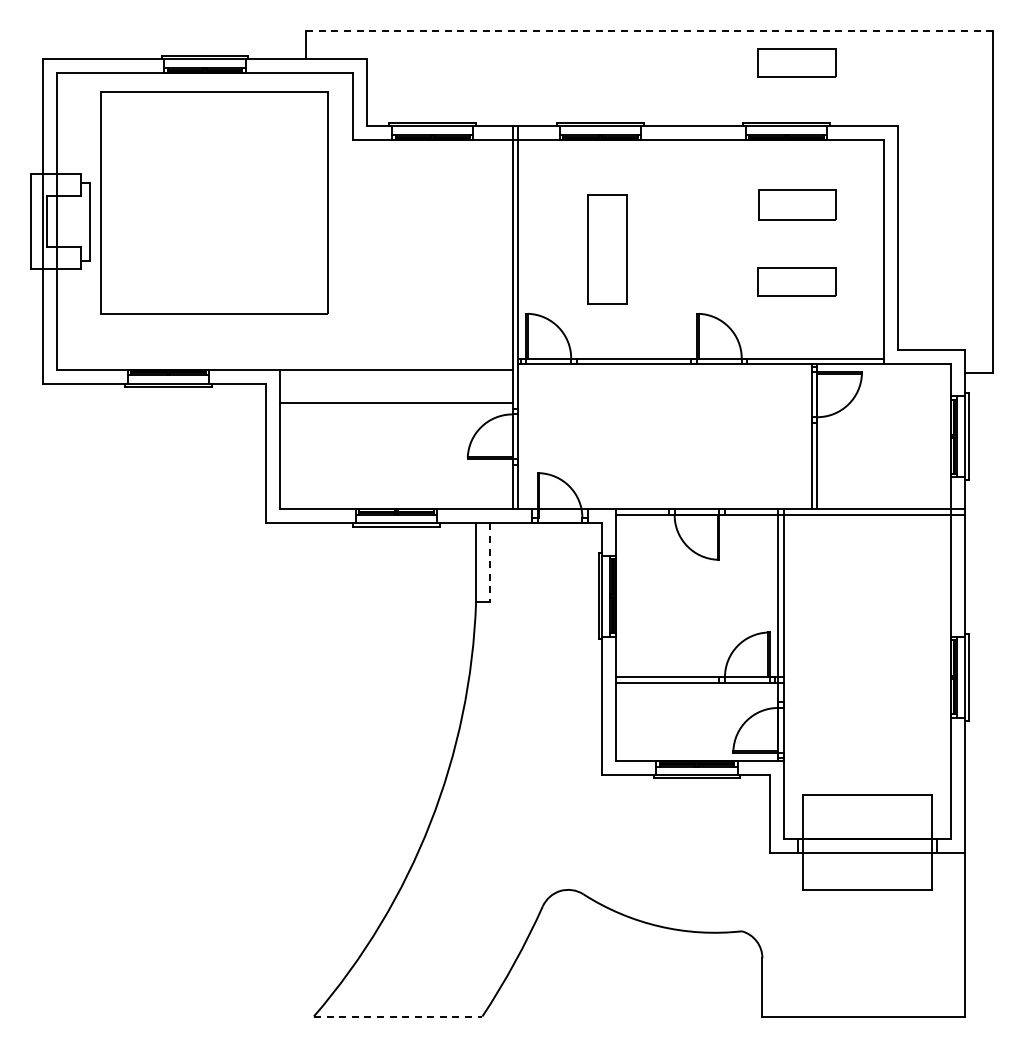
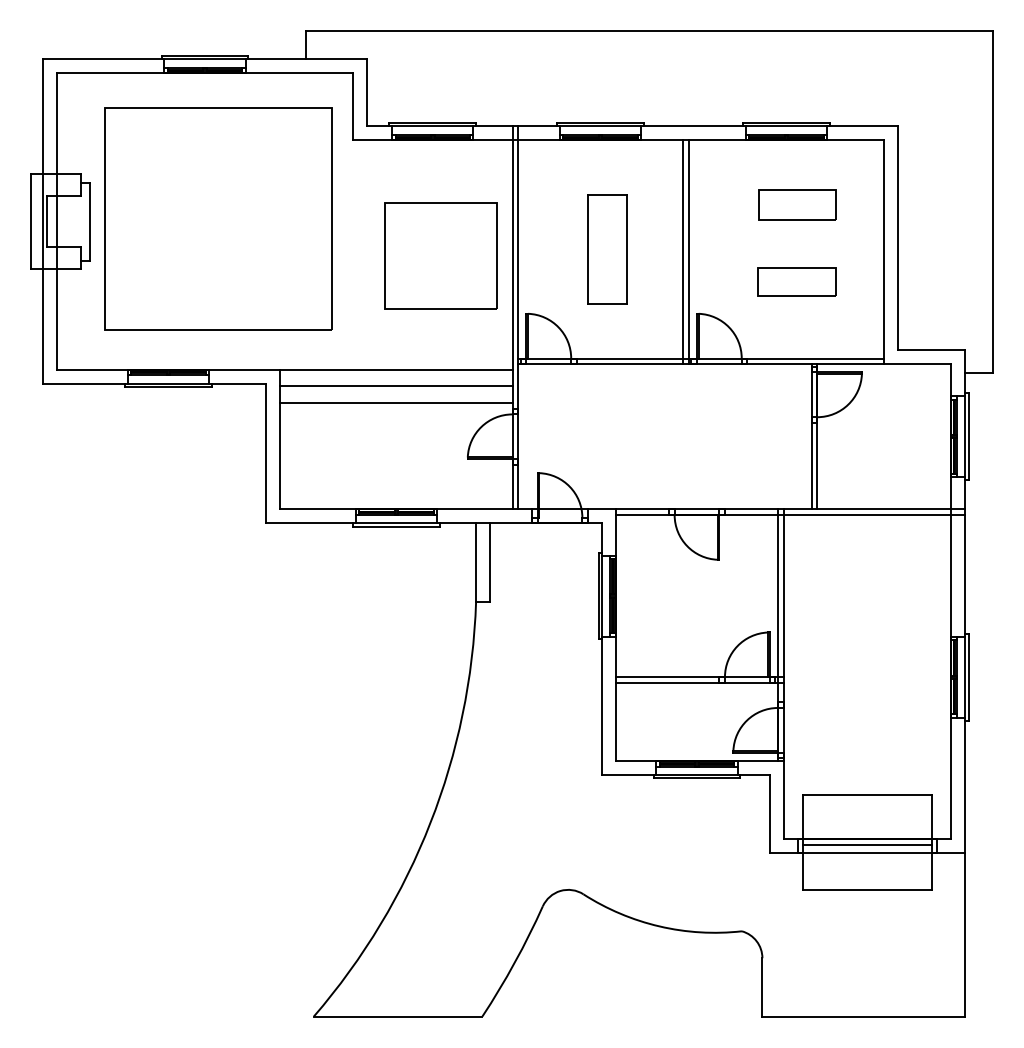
line: dashed -> solid (649, 31)
part: present -> none (796, 62)
part position: (214, 202) -> (218, 218) (218, 218)
line: none -> present (683, 252)
line: none -> present (688, 252)
part: none -> present (440, 255)
line: none -> present (396, 386)
line: dashed -> solid (490, 563)
line: none -> present (867, 844)
line: dashed -> solid (398, 1016)
